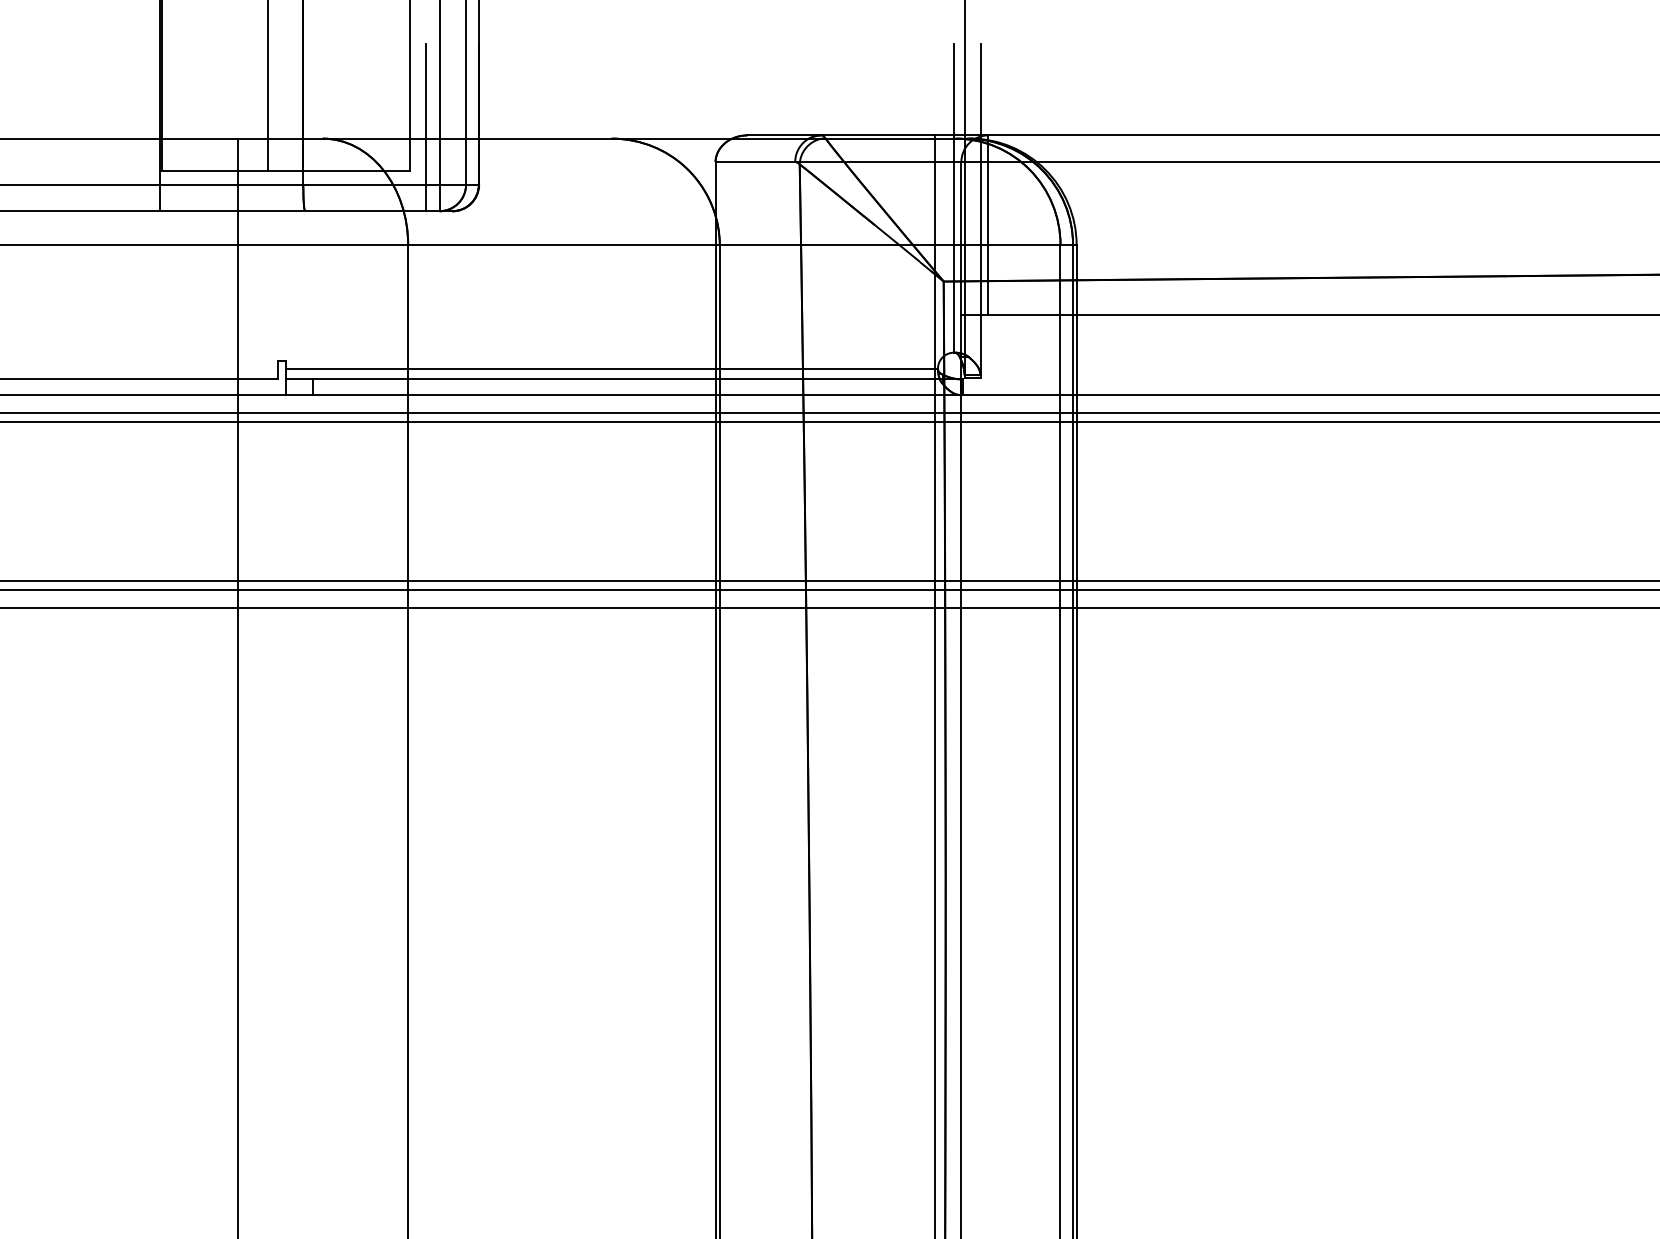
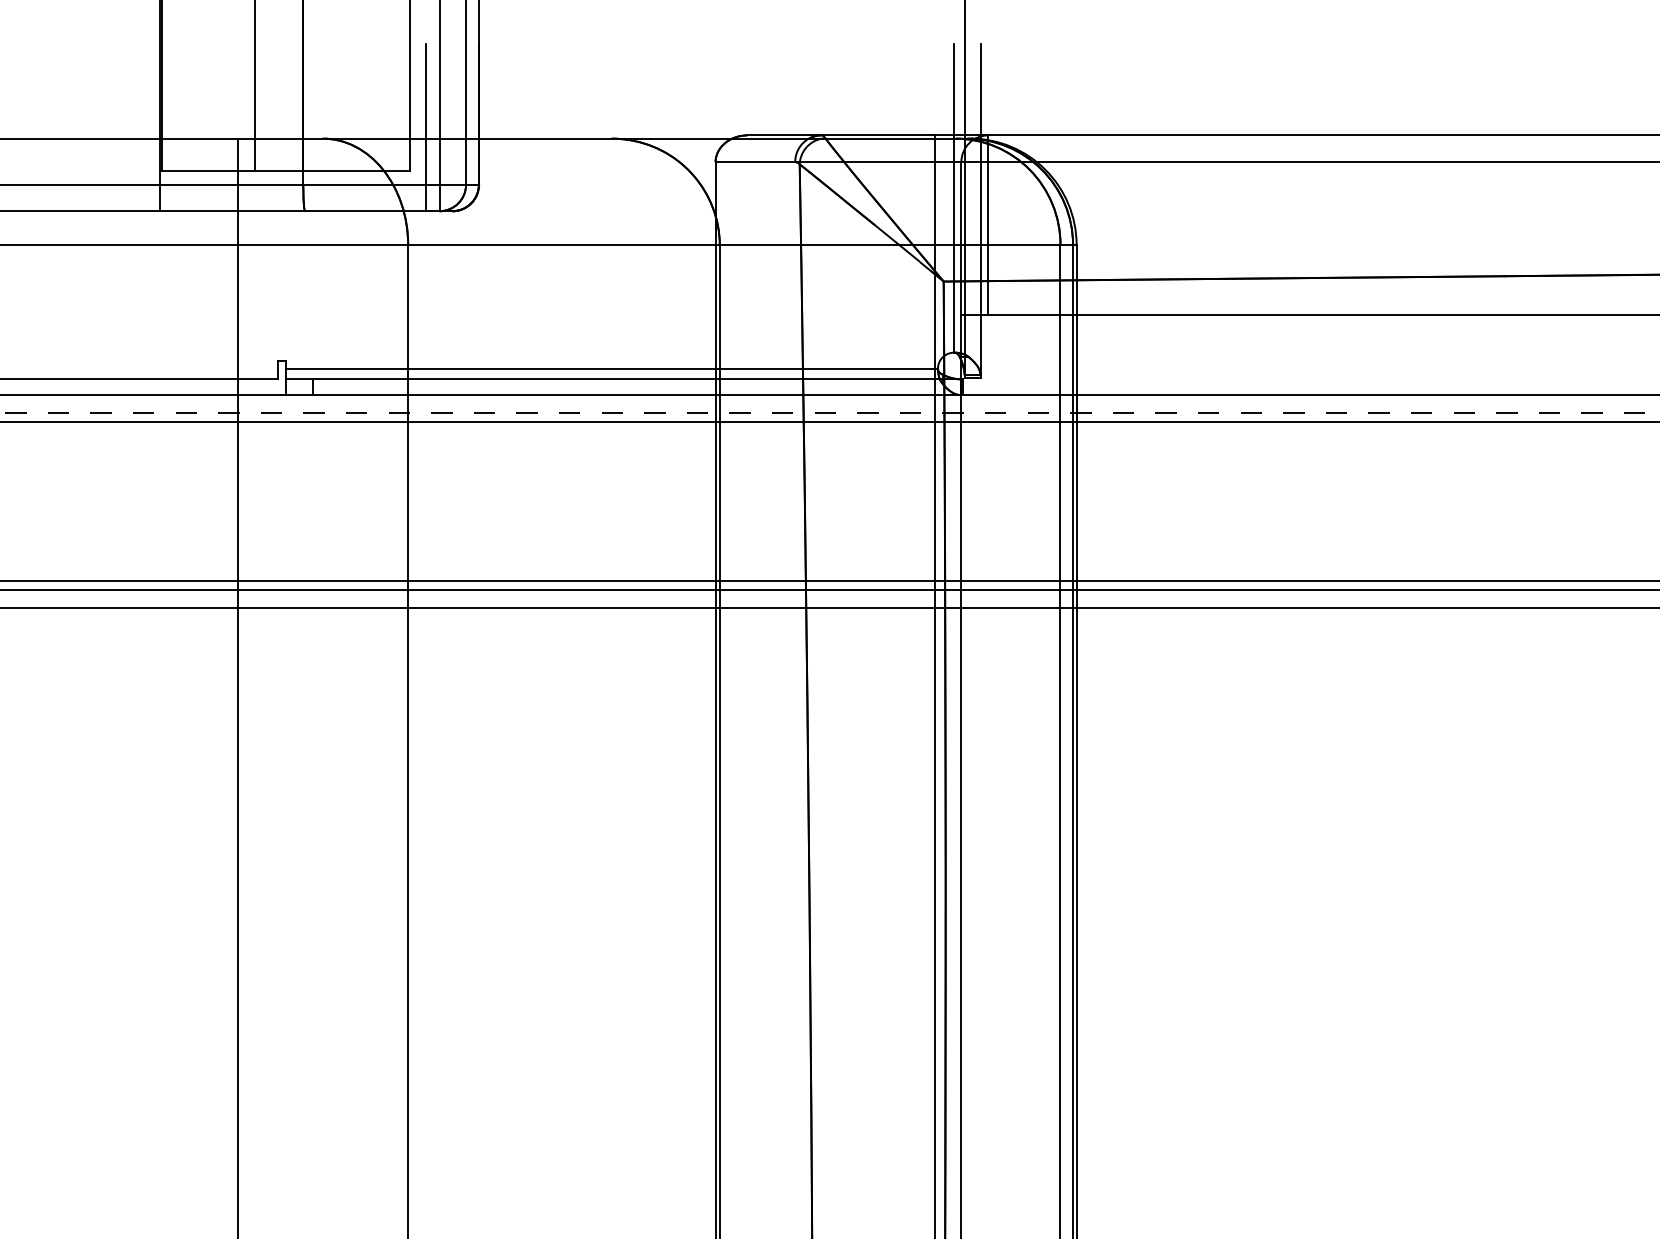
line position: (268, 86) -> (255, 86) (255, 86)
line: solid -> dashed (829, 412)
